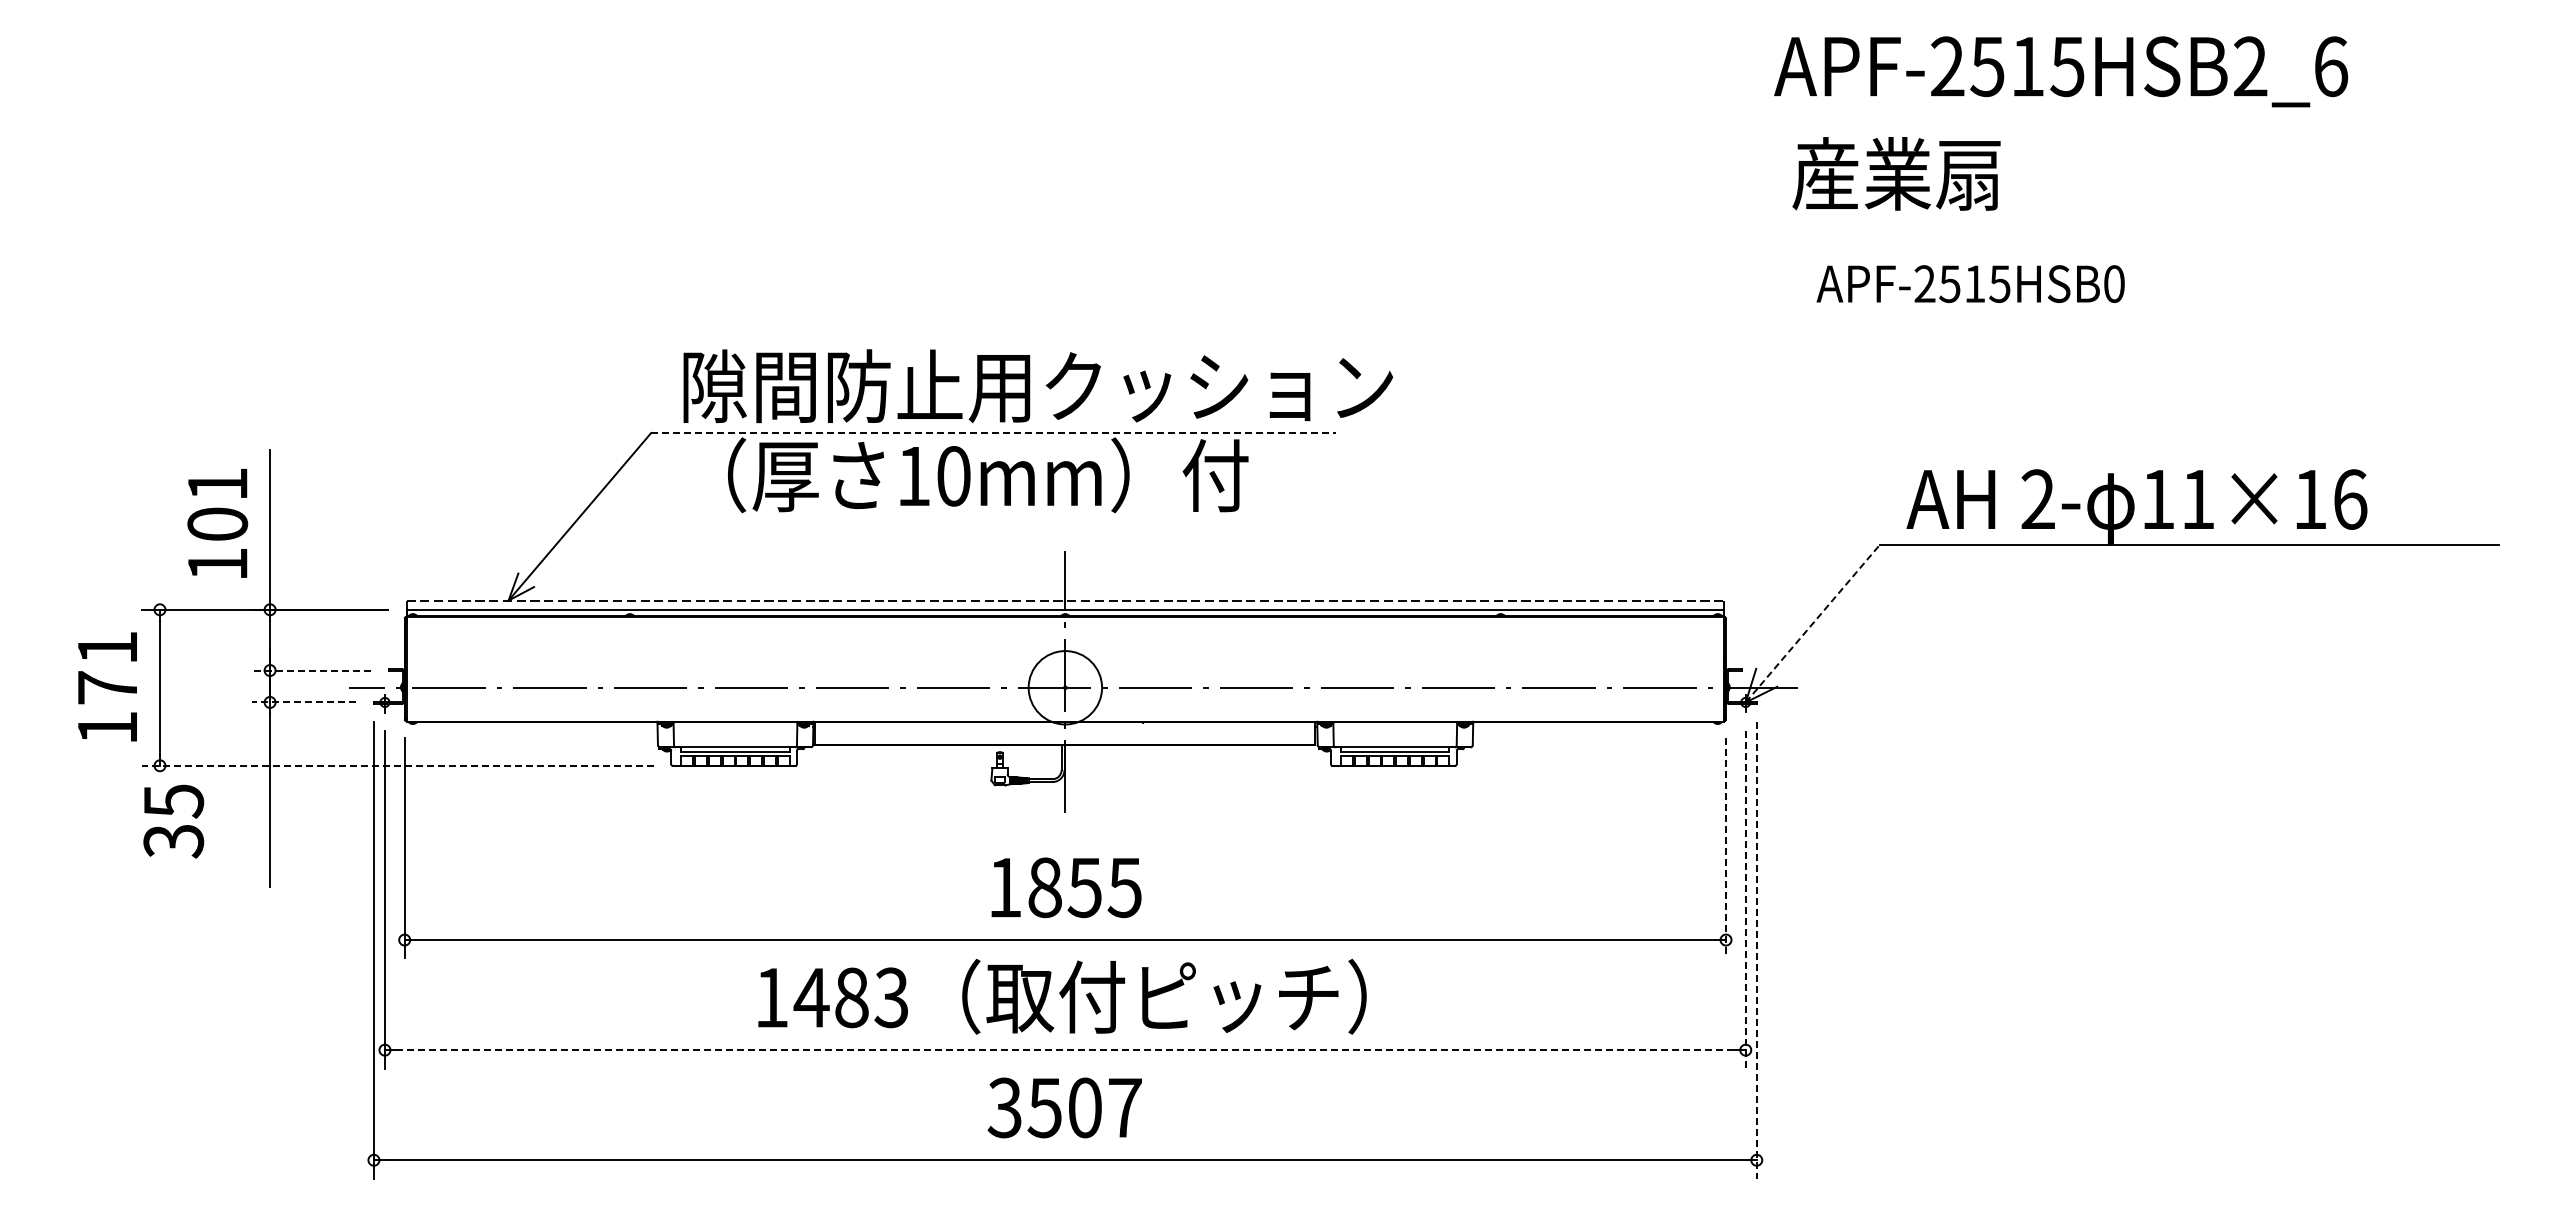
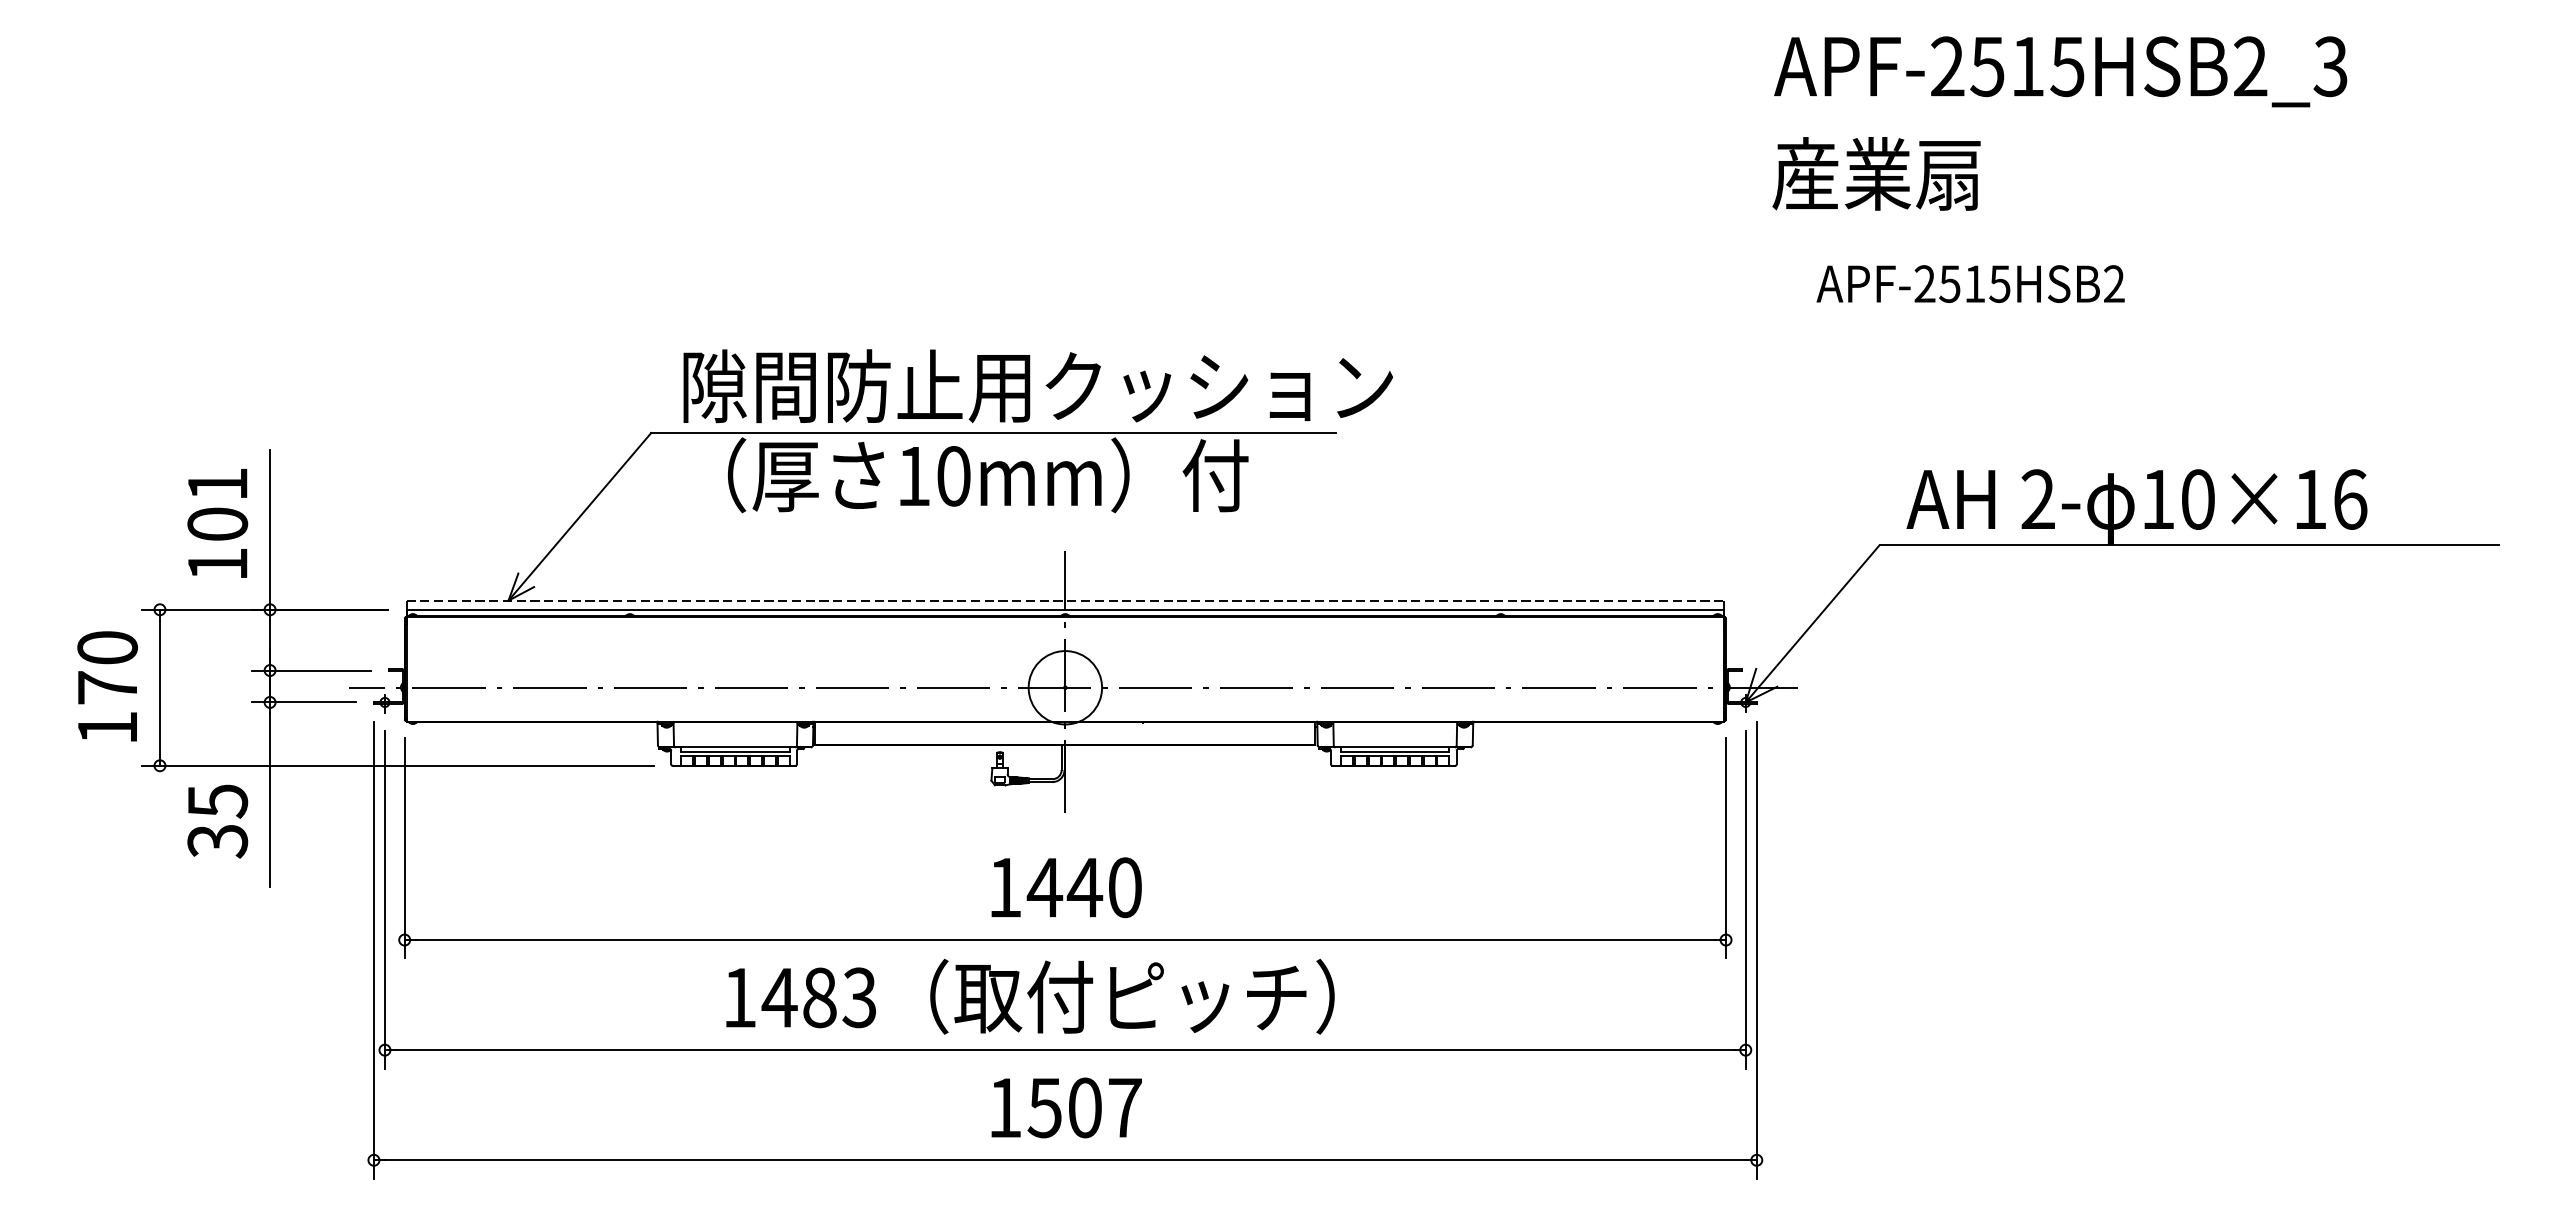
text: APF-2515HSB2_6 -> APF-2515HSB2_3 (2330, 66)
text position: (1896, 173) -> (1876, 173) (1876, 173)
text: APF-2515HSB0 -> APF-2515HSB2 (2114, 284)
line: dashed -> solid (994, 432)
text: 11×16 -> 10×16 (2198, 499)
line: dashed -> solid (1812, 623)
text: 171 -> 170 (107, 647)
line: dashed -> solid (310, 670)
line: dashed -> solid (303, 702)
line: dashed -> solid (397, 765)
text position: (173, 821) -> (217, 821) (217, 821)
line: dashed -> solid (1726, 848)
text: 1855 -> 1440 (1083, 887)
line: dashed -> solid (1745, 899)
line: dashed -> solid (1756, 950)
text position: (1062, 996) -> (1030, 996) (1030, 996)
line: dashed -> solid (1065, 1050)
text: 3507 -> 1507 (1004, 1107)
